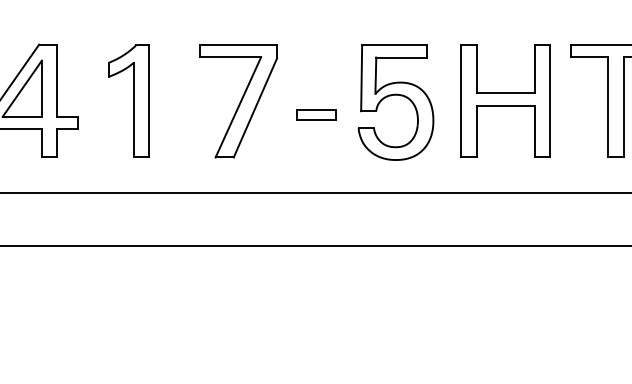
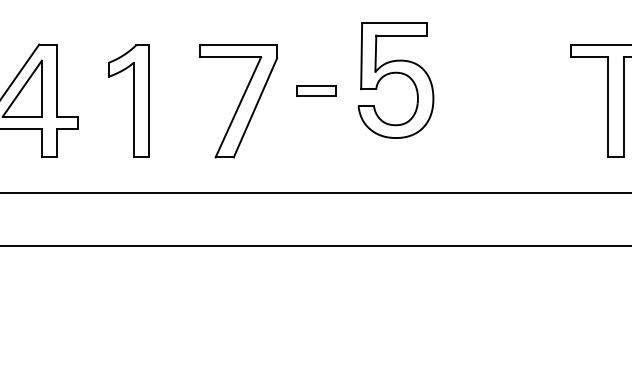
part position: (395, 95) -> (395, 73) (395, 73)
part: present -> none (505, 100)
part position: (316, 114) -> (316, 90) (316, 90)
